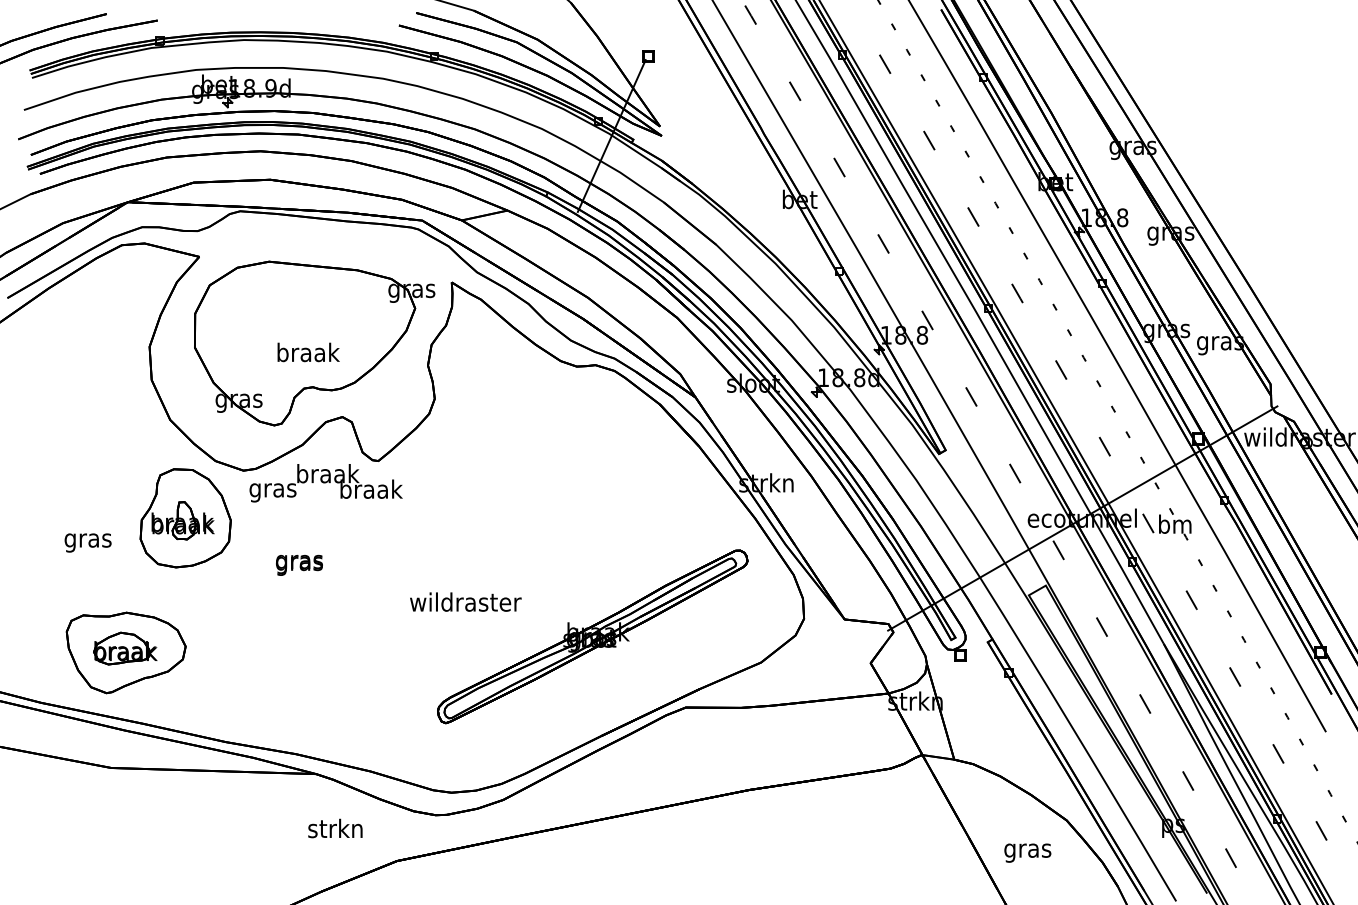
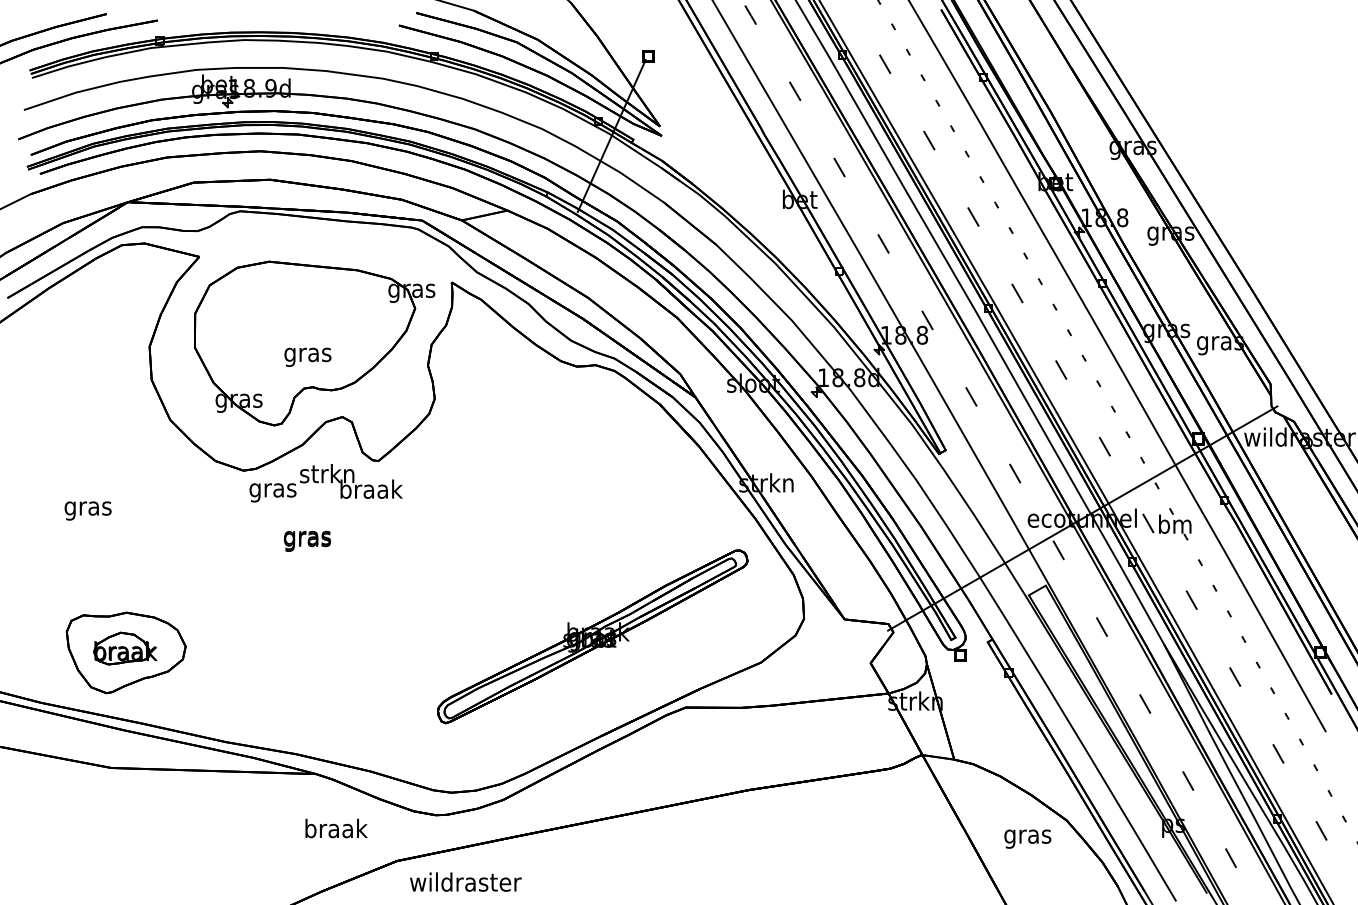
text: braak -> gras (308, 354)
text: braak -> strkn (328, 473)
part: present -> none (185, 518)
text position: (87, 542) -> (87, 510) (87, 510)
text position: (299, 564) -> (307, 540) (307, 540)
text position: (465, 601) -> (465, 881) (465, 881)
text: strkn -> braak (336, 828)
text position: (1027, 852) -> (1027, 838) (1027, 838)
